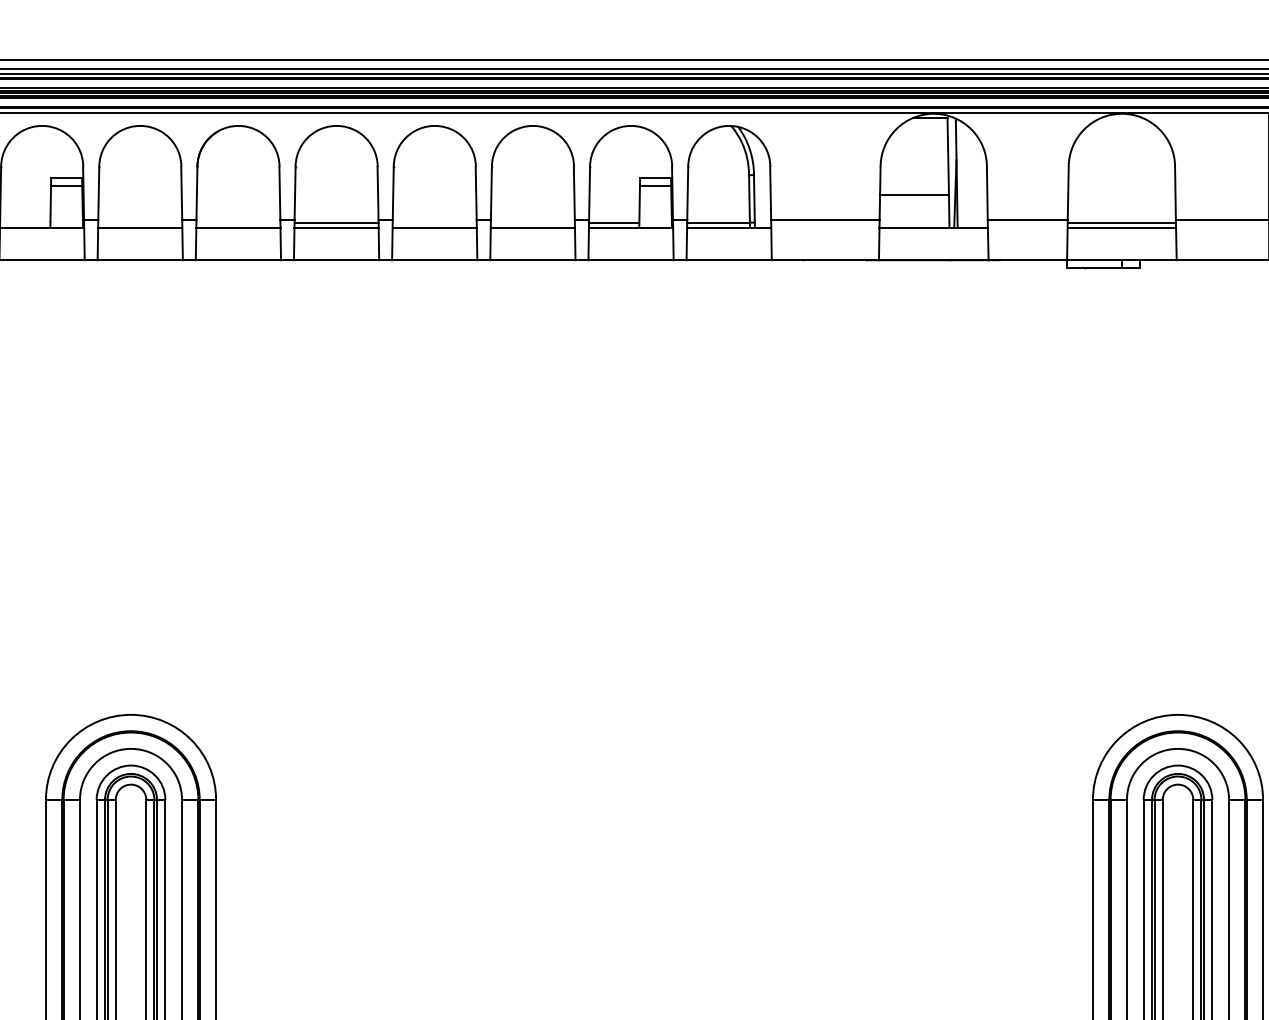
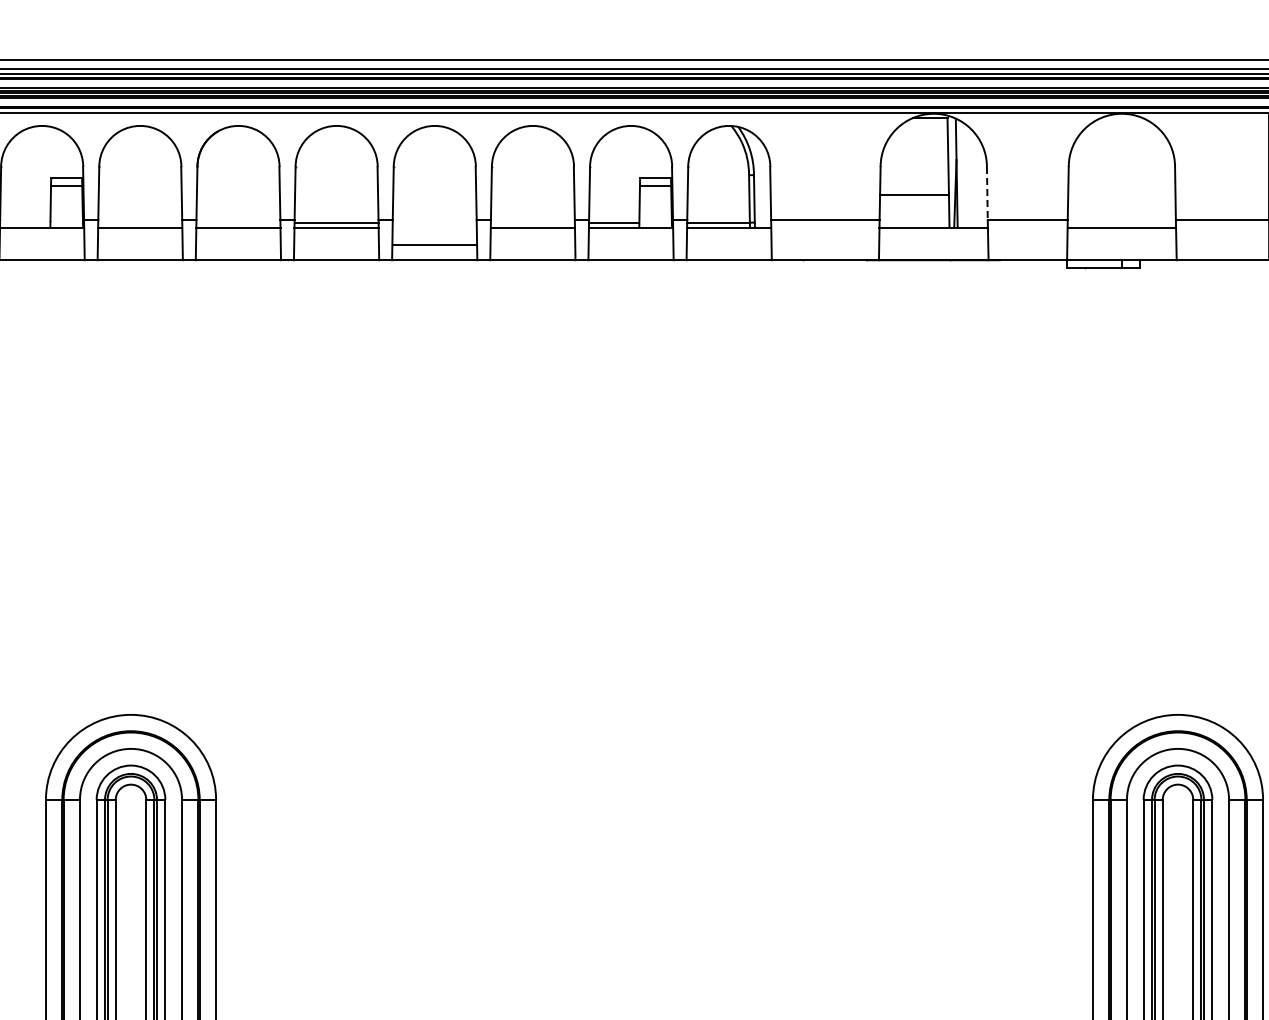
line: solid -> dashed (987, 193)
line: present -> none (1121, 222)
line position: (434, 227) -> (434, 244) (434, 244)
